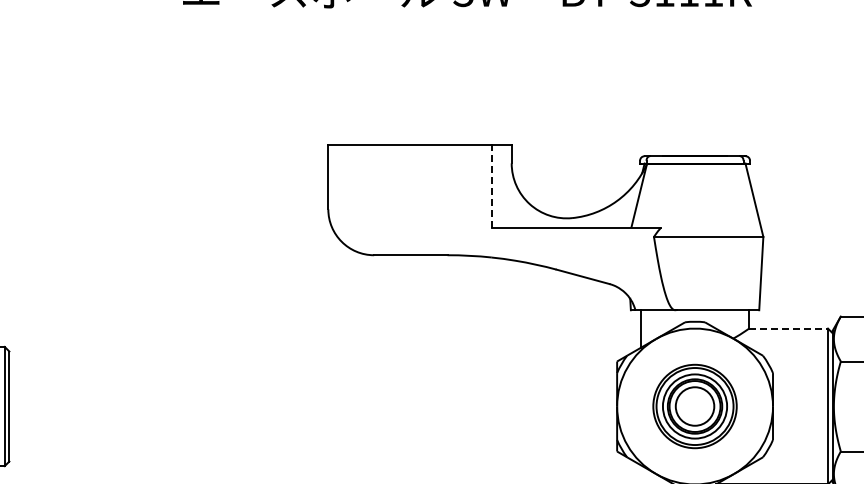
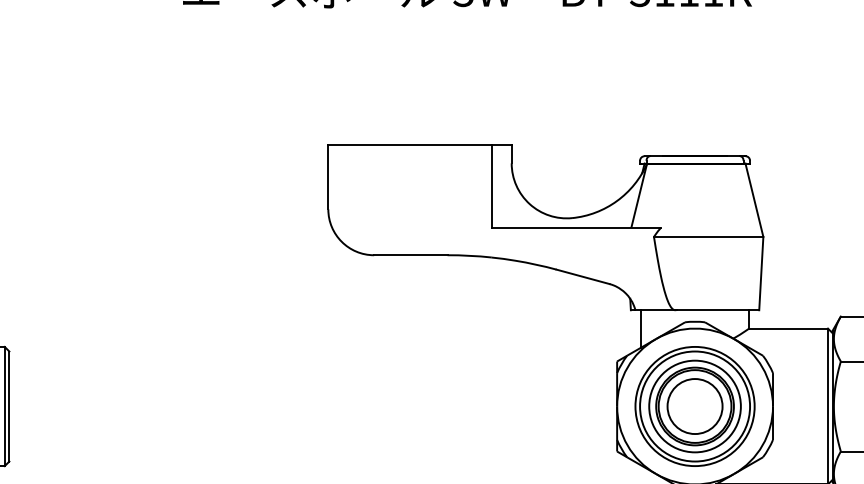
line: dashed -> solid (491, 186)
line: dashed -> solid (789, 328)
part size: 86x87 px -> 122x121 px (694, 406)
